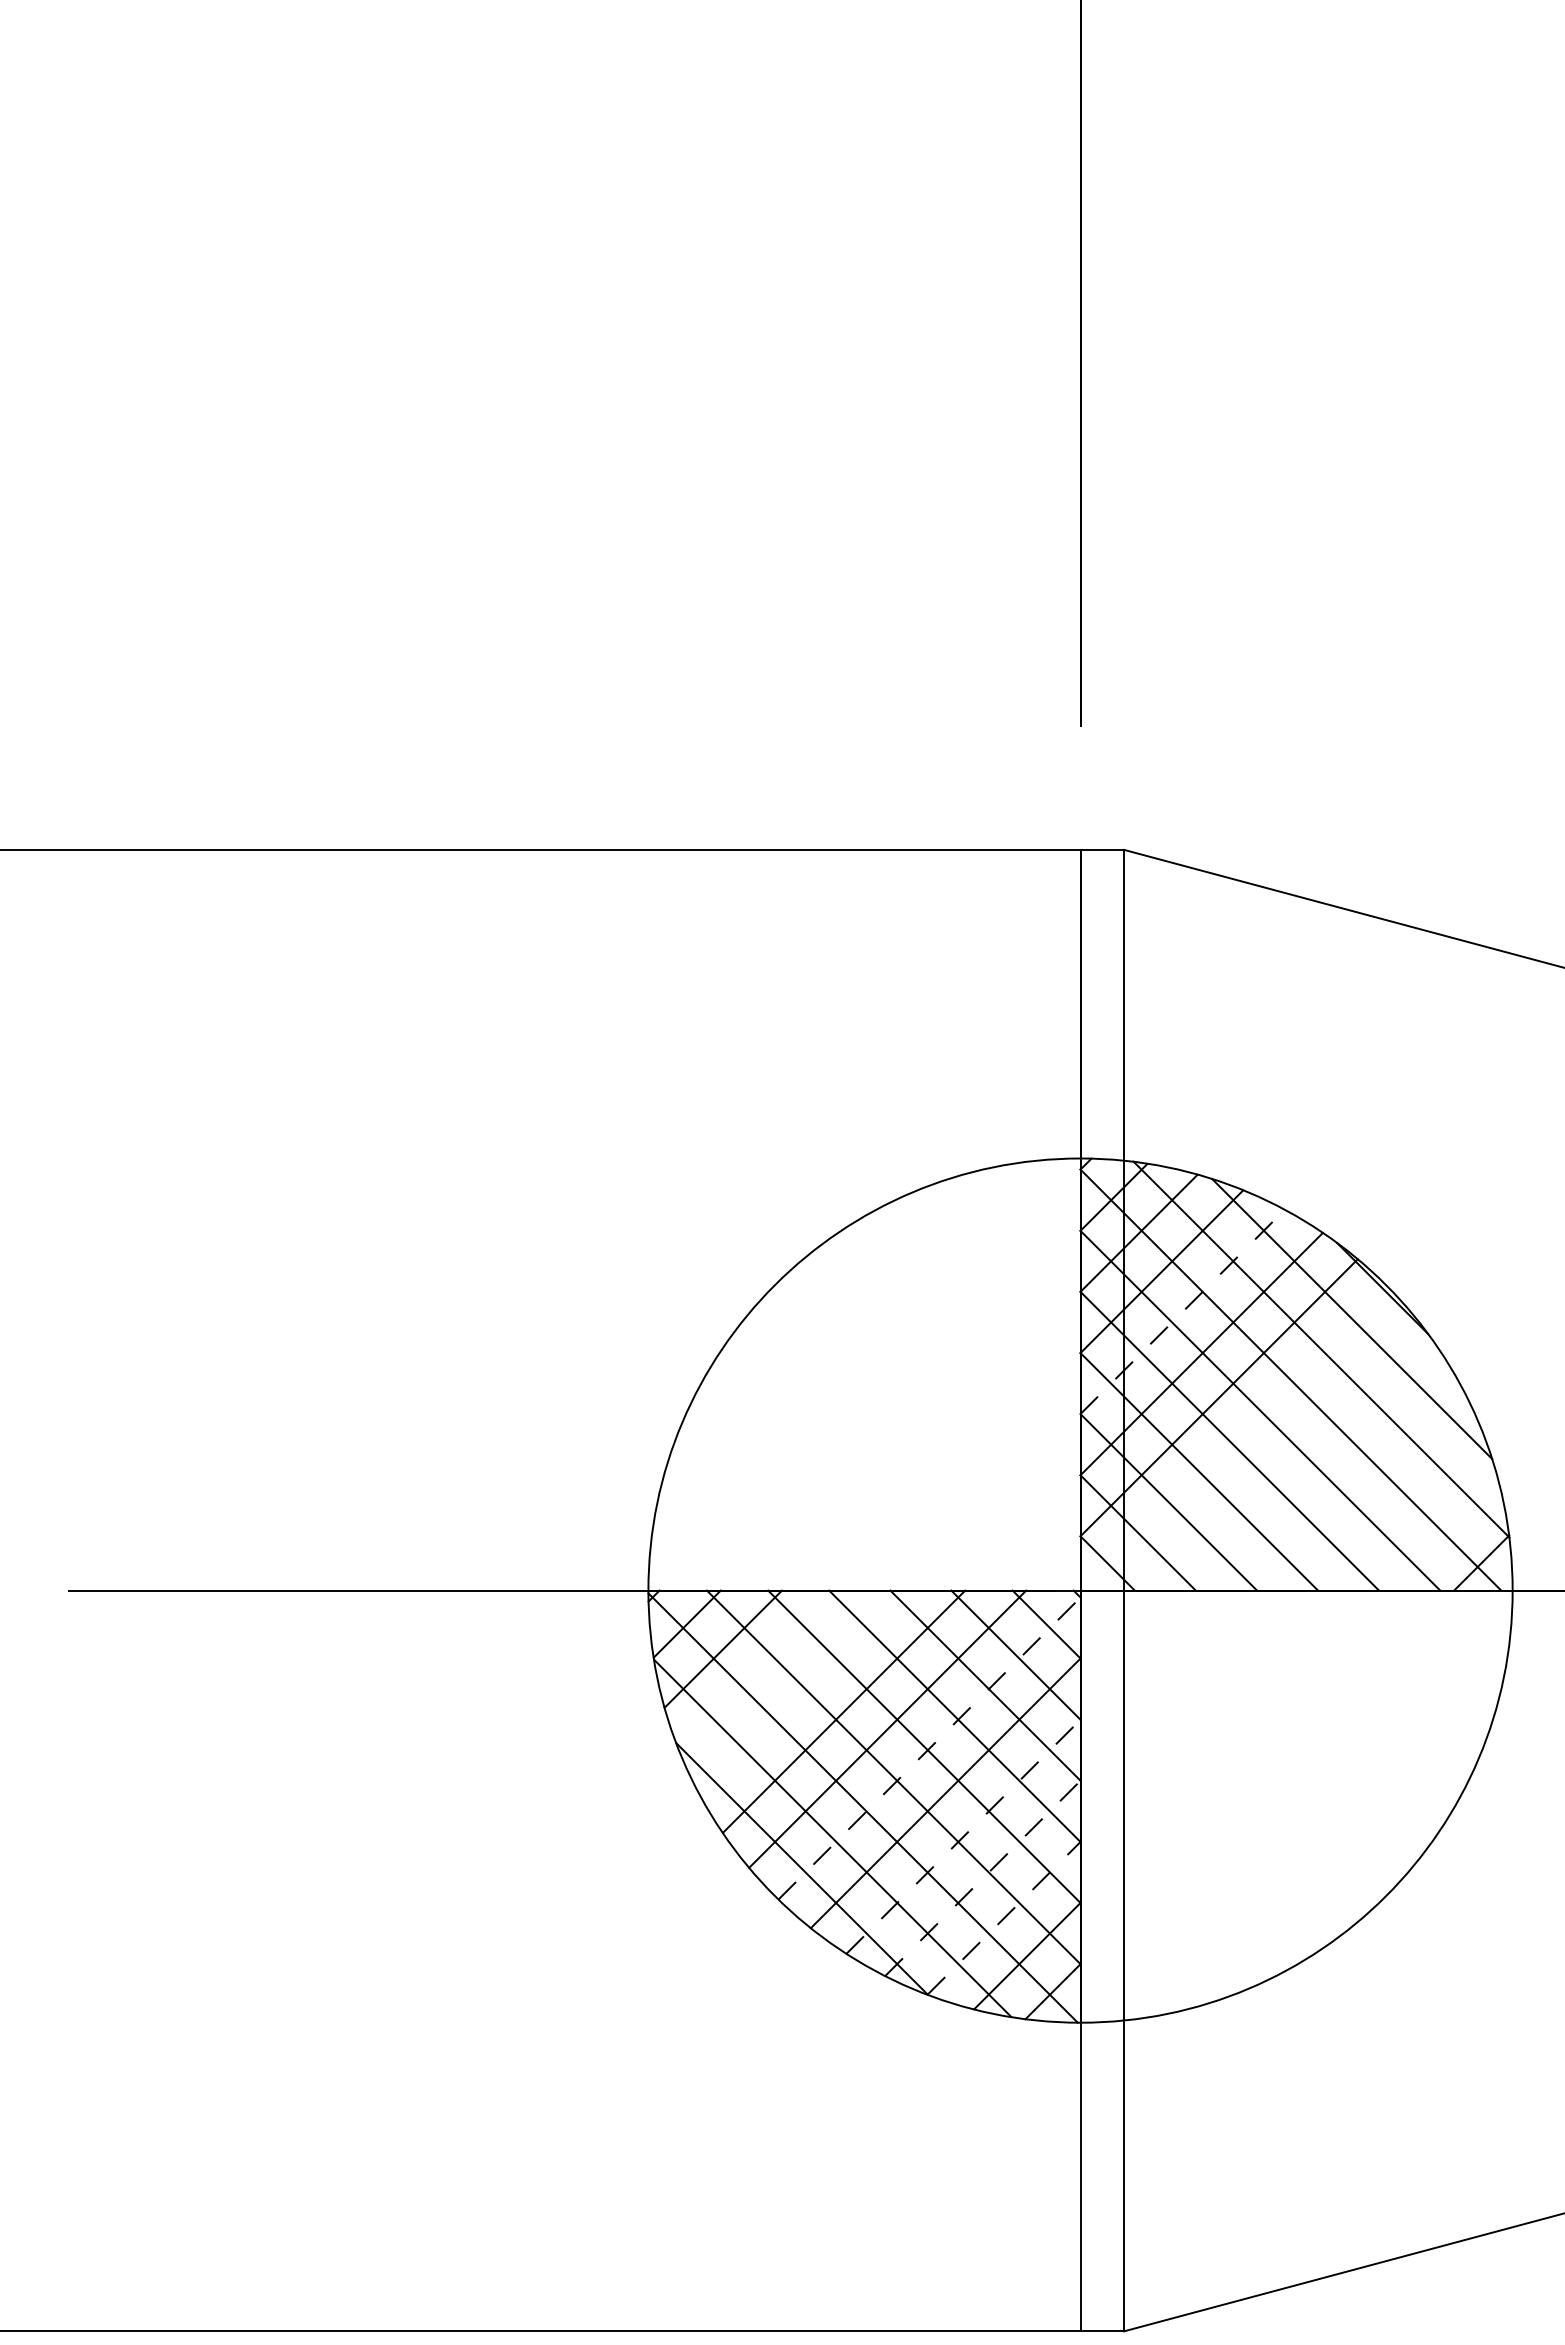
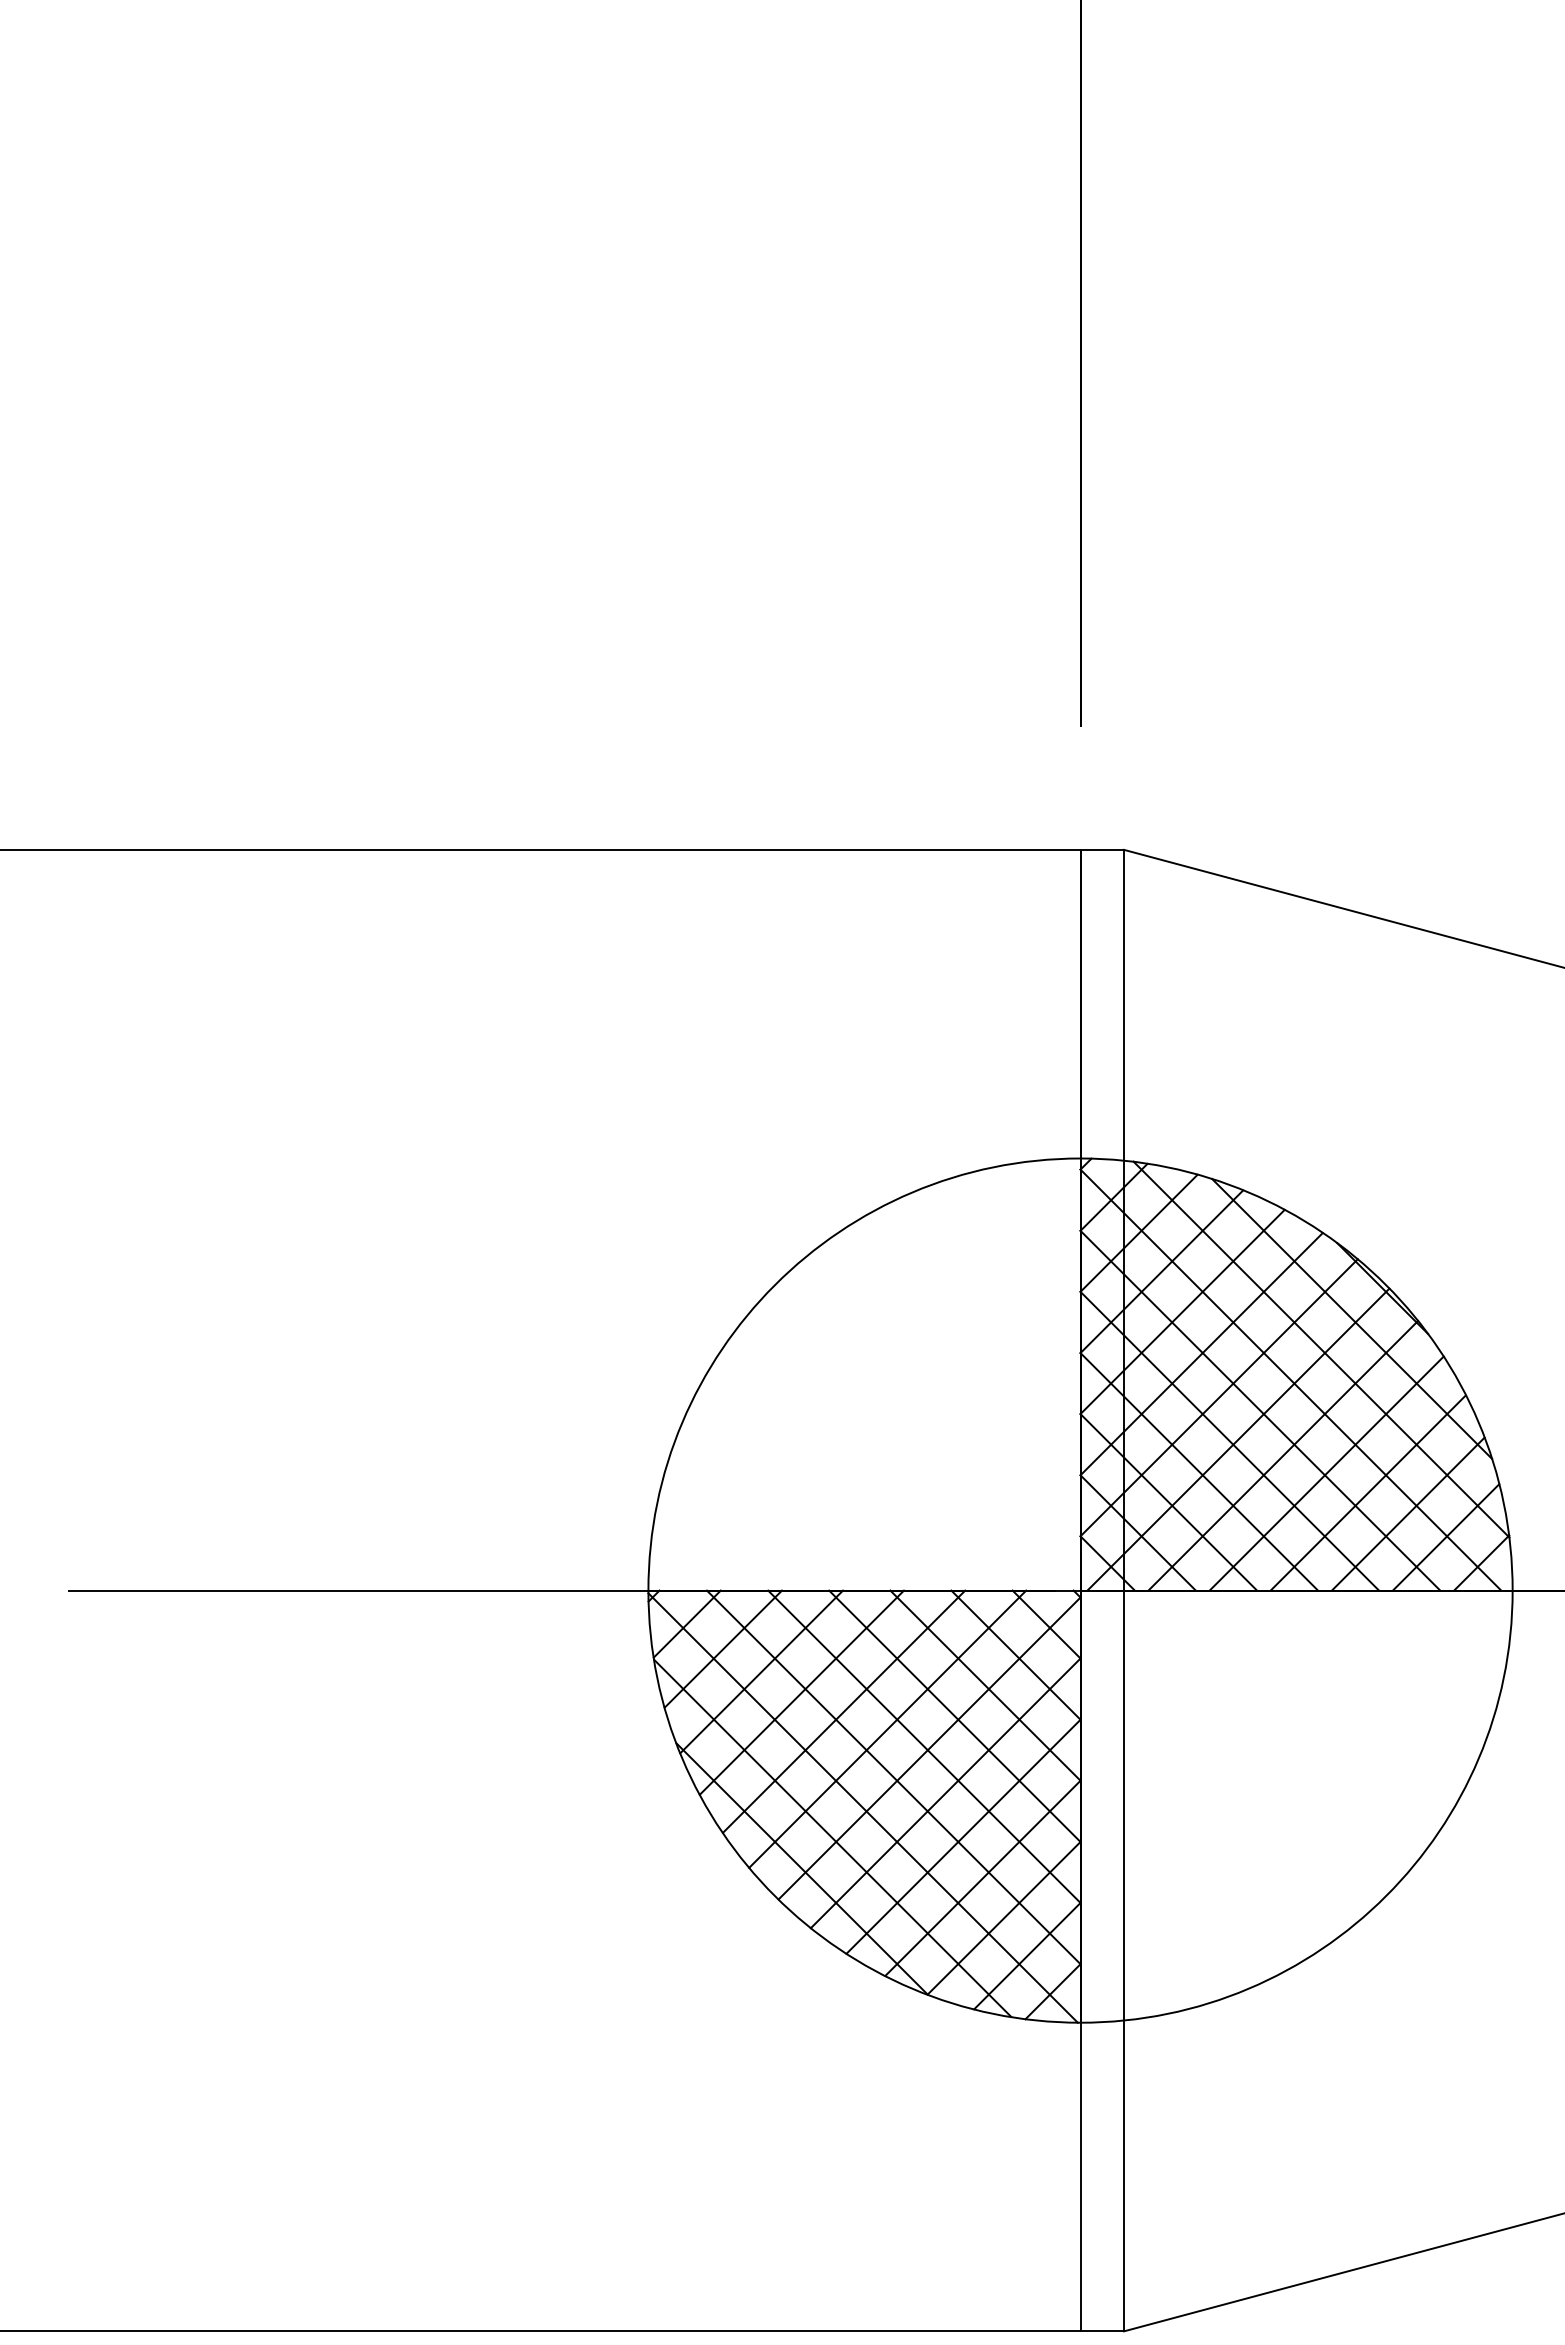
line: dashed -> solid (1182, 1311)
line: none -> present (1238, 1439)
line: none -> present (1283, 1455)
line: none -> present (1326, 1473)
line: none -> present (1367, 1492)
line: none -> present (1407, 1513)
line: none -> present (1445, 1537)
line: none -> present (761, 1671)
line: none -> present (801, 1692)
line: dashed -> solid (929, 1748)
line: dashed -> solid (963, 1836)
line: dashed -> solid (983, 1878)
line: dashed -> solid (1004, 1918)
